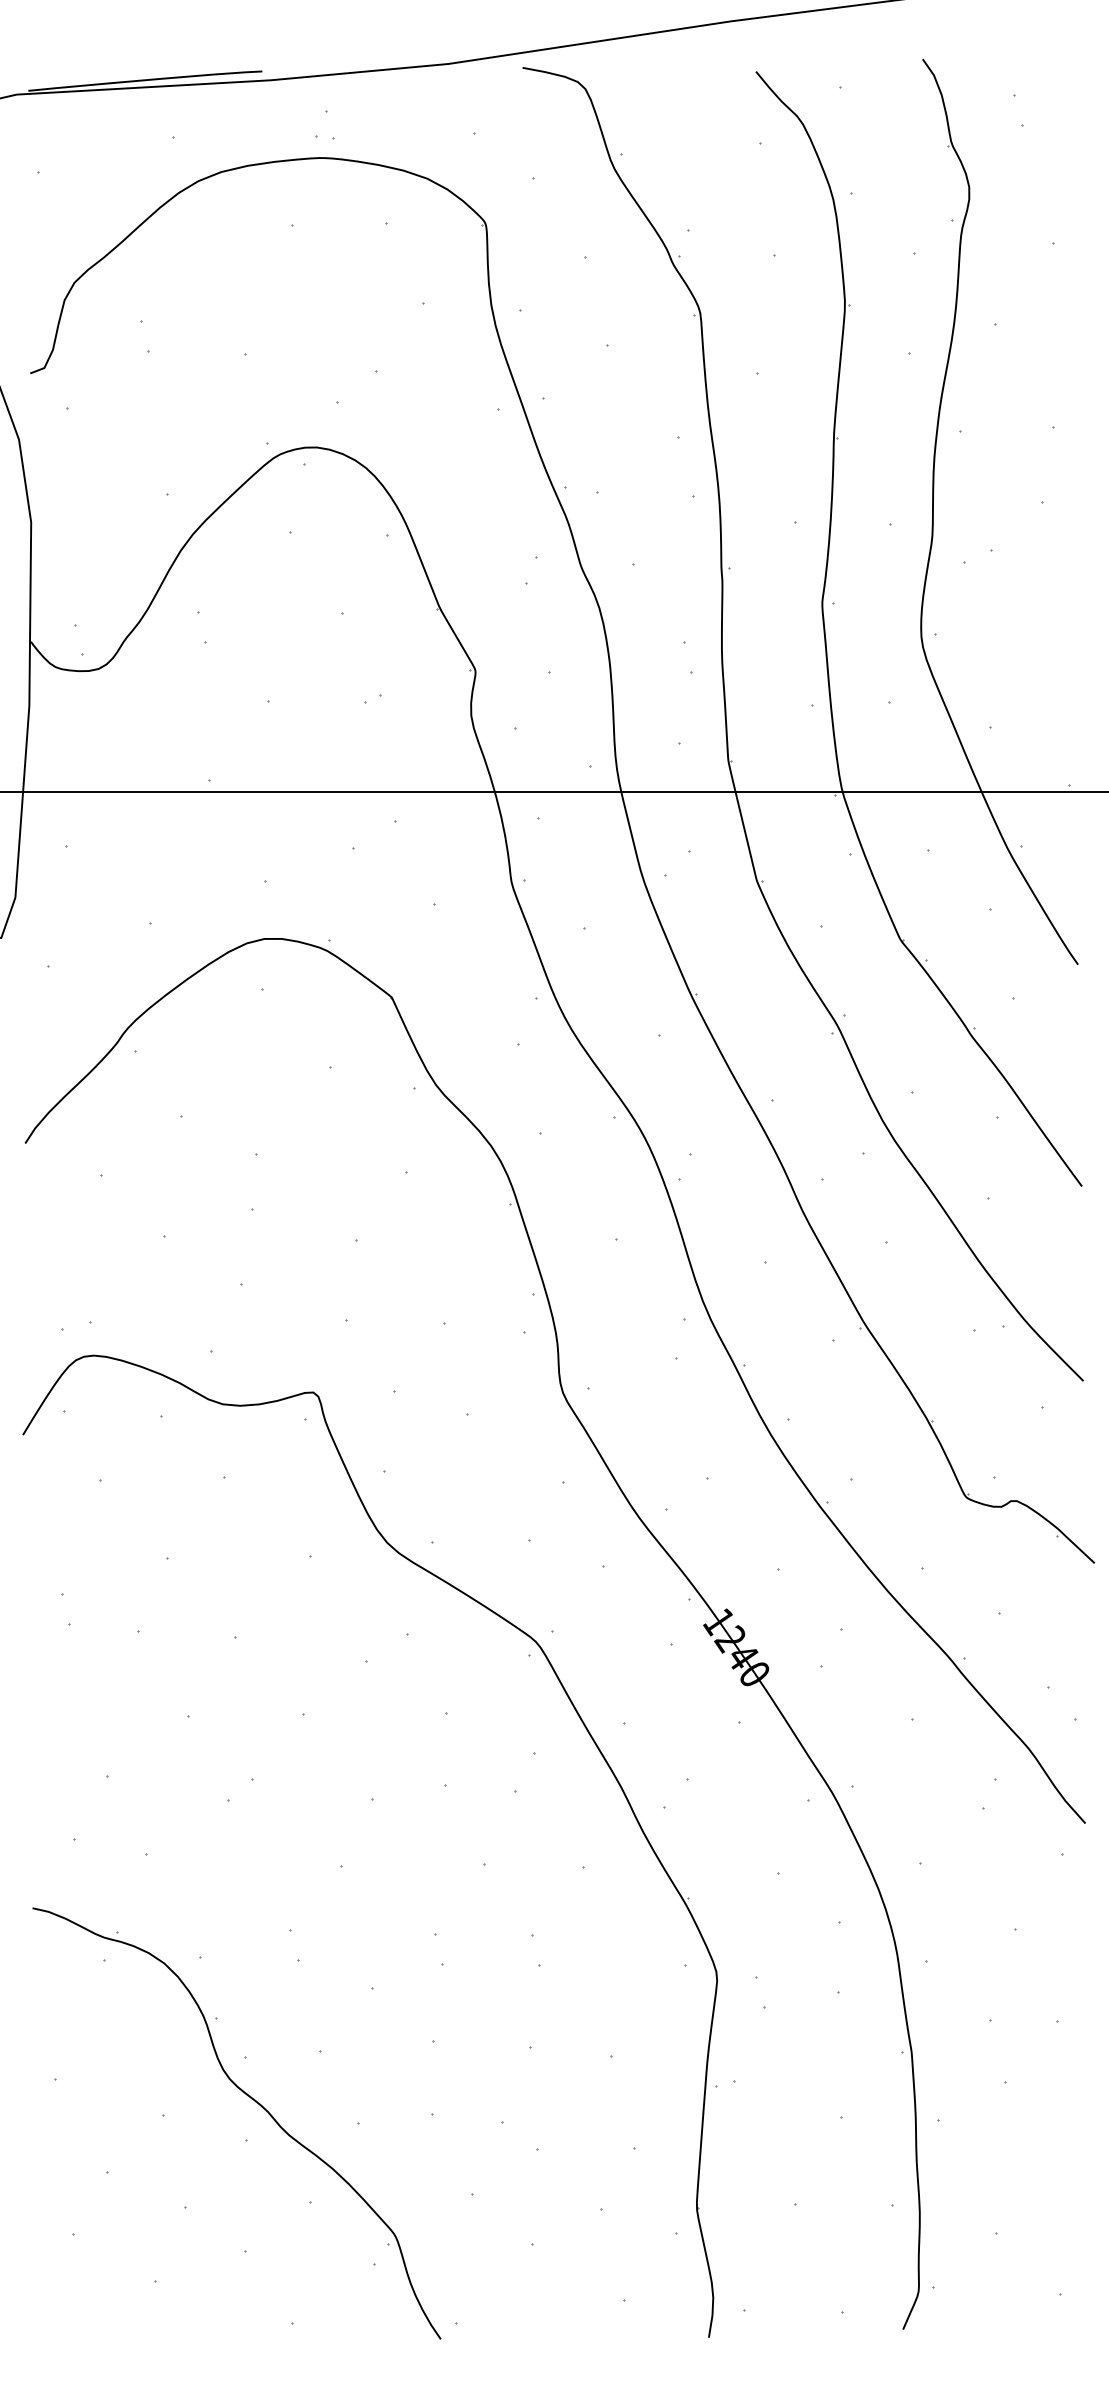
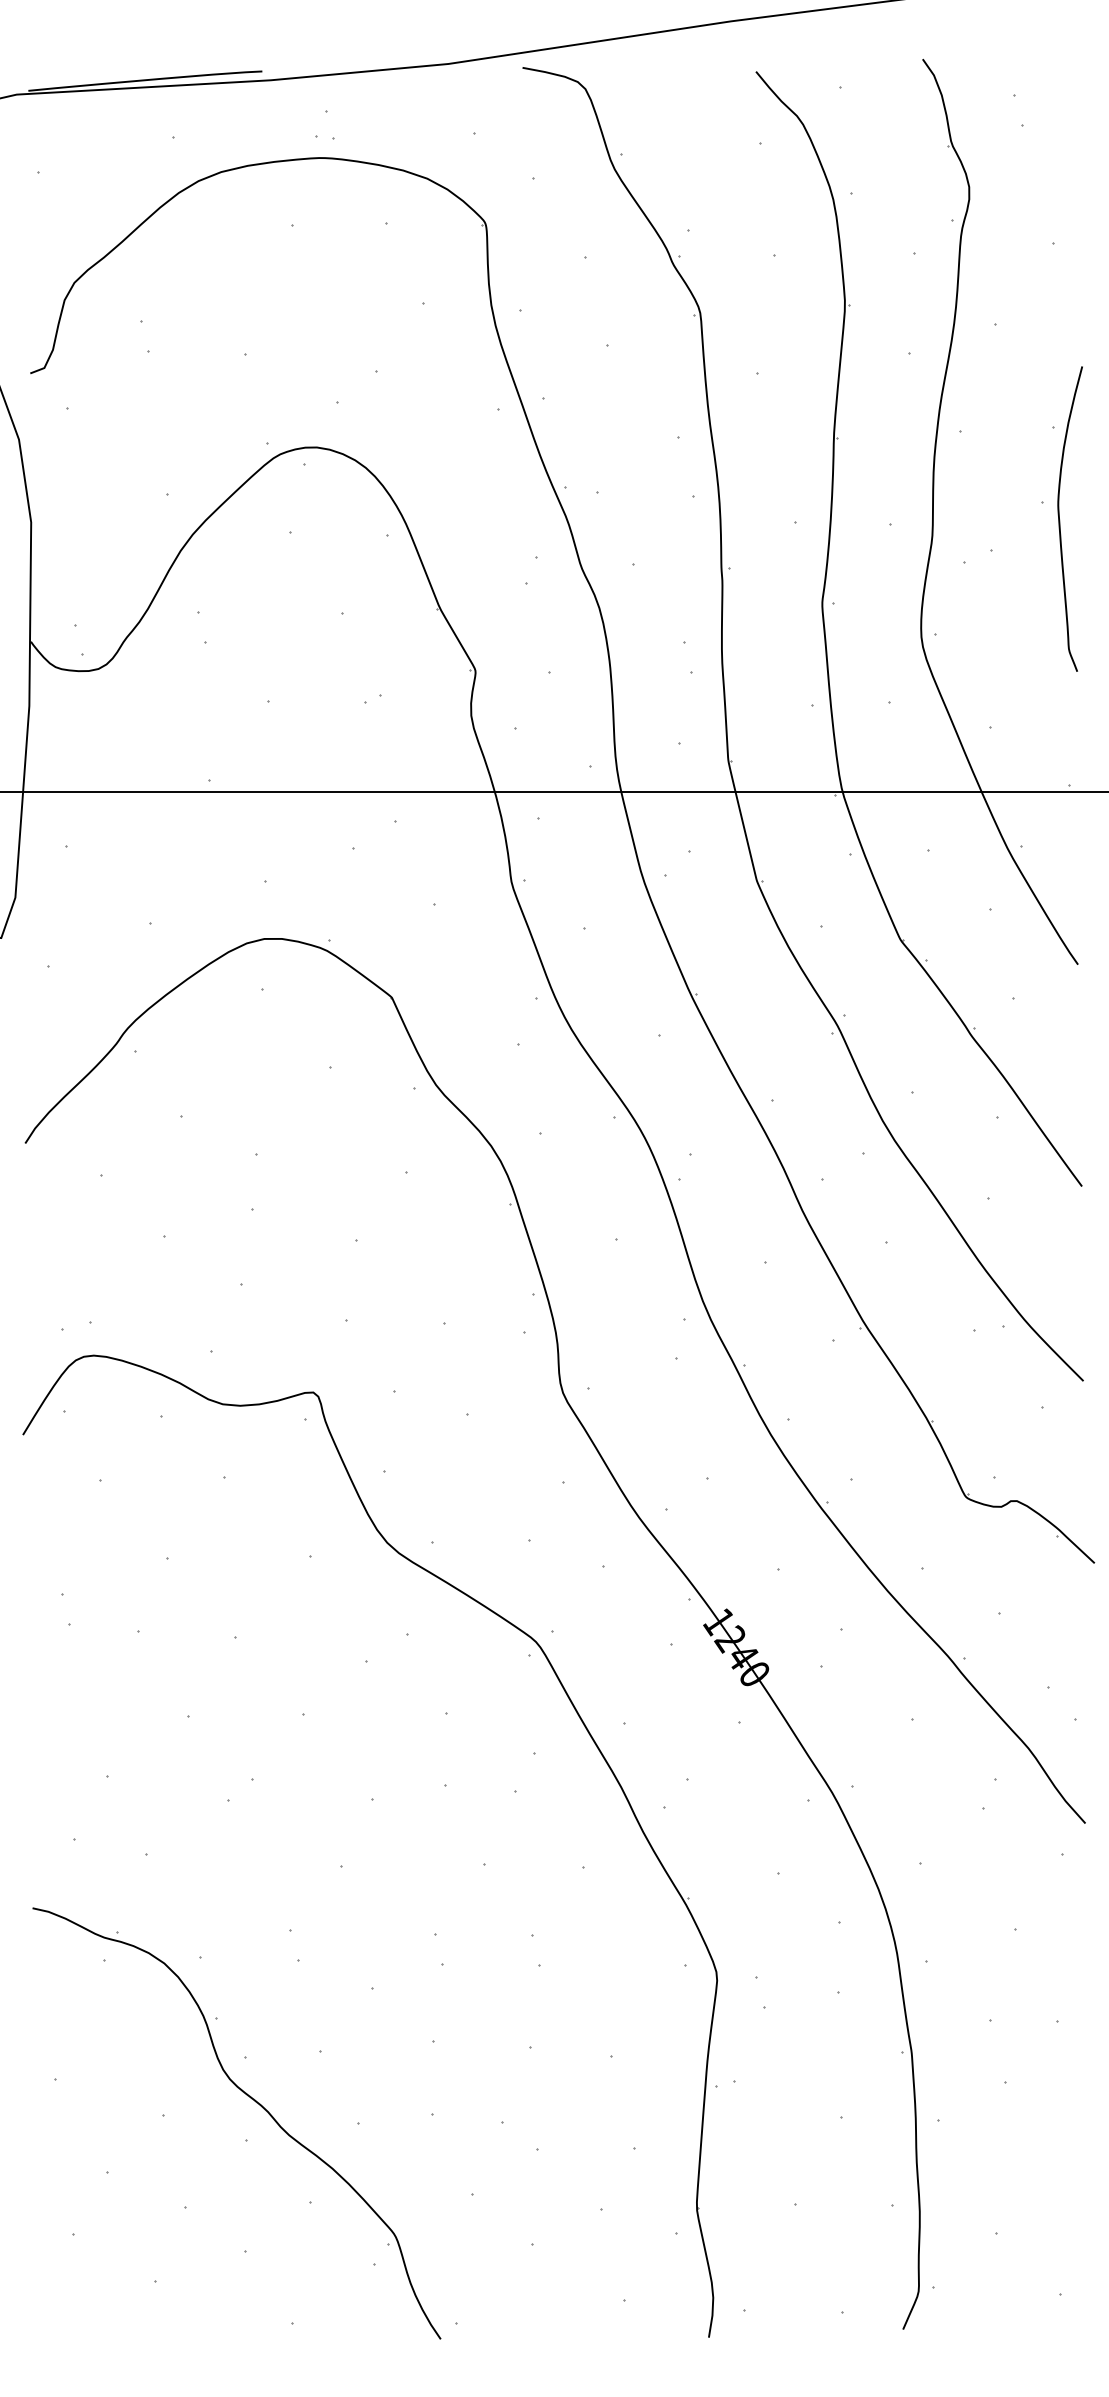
curve: none -> present (1060, 520)
